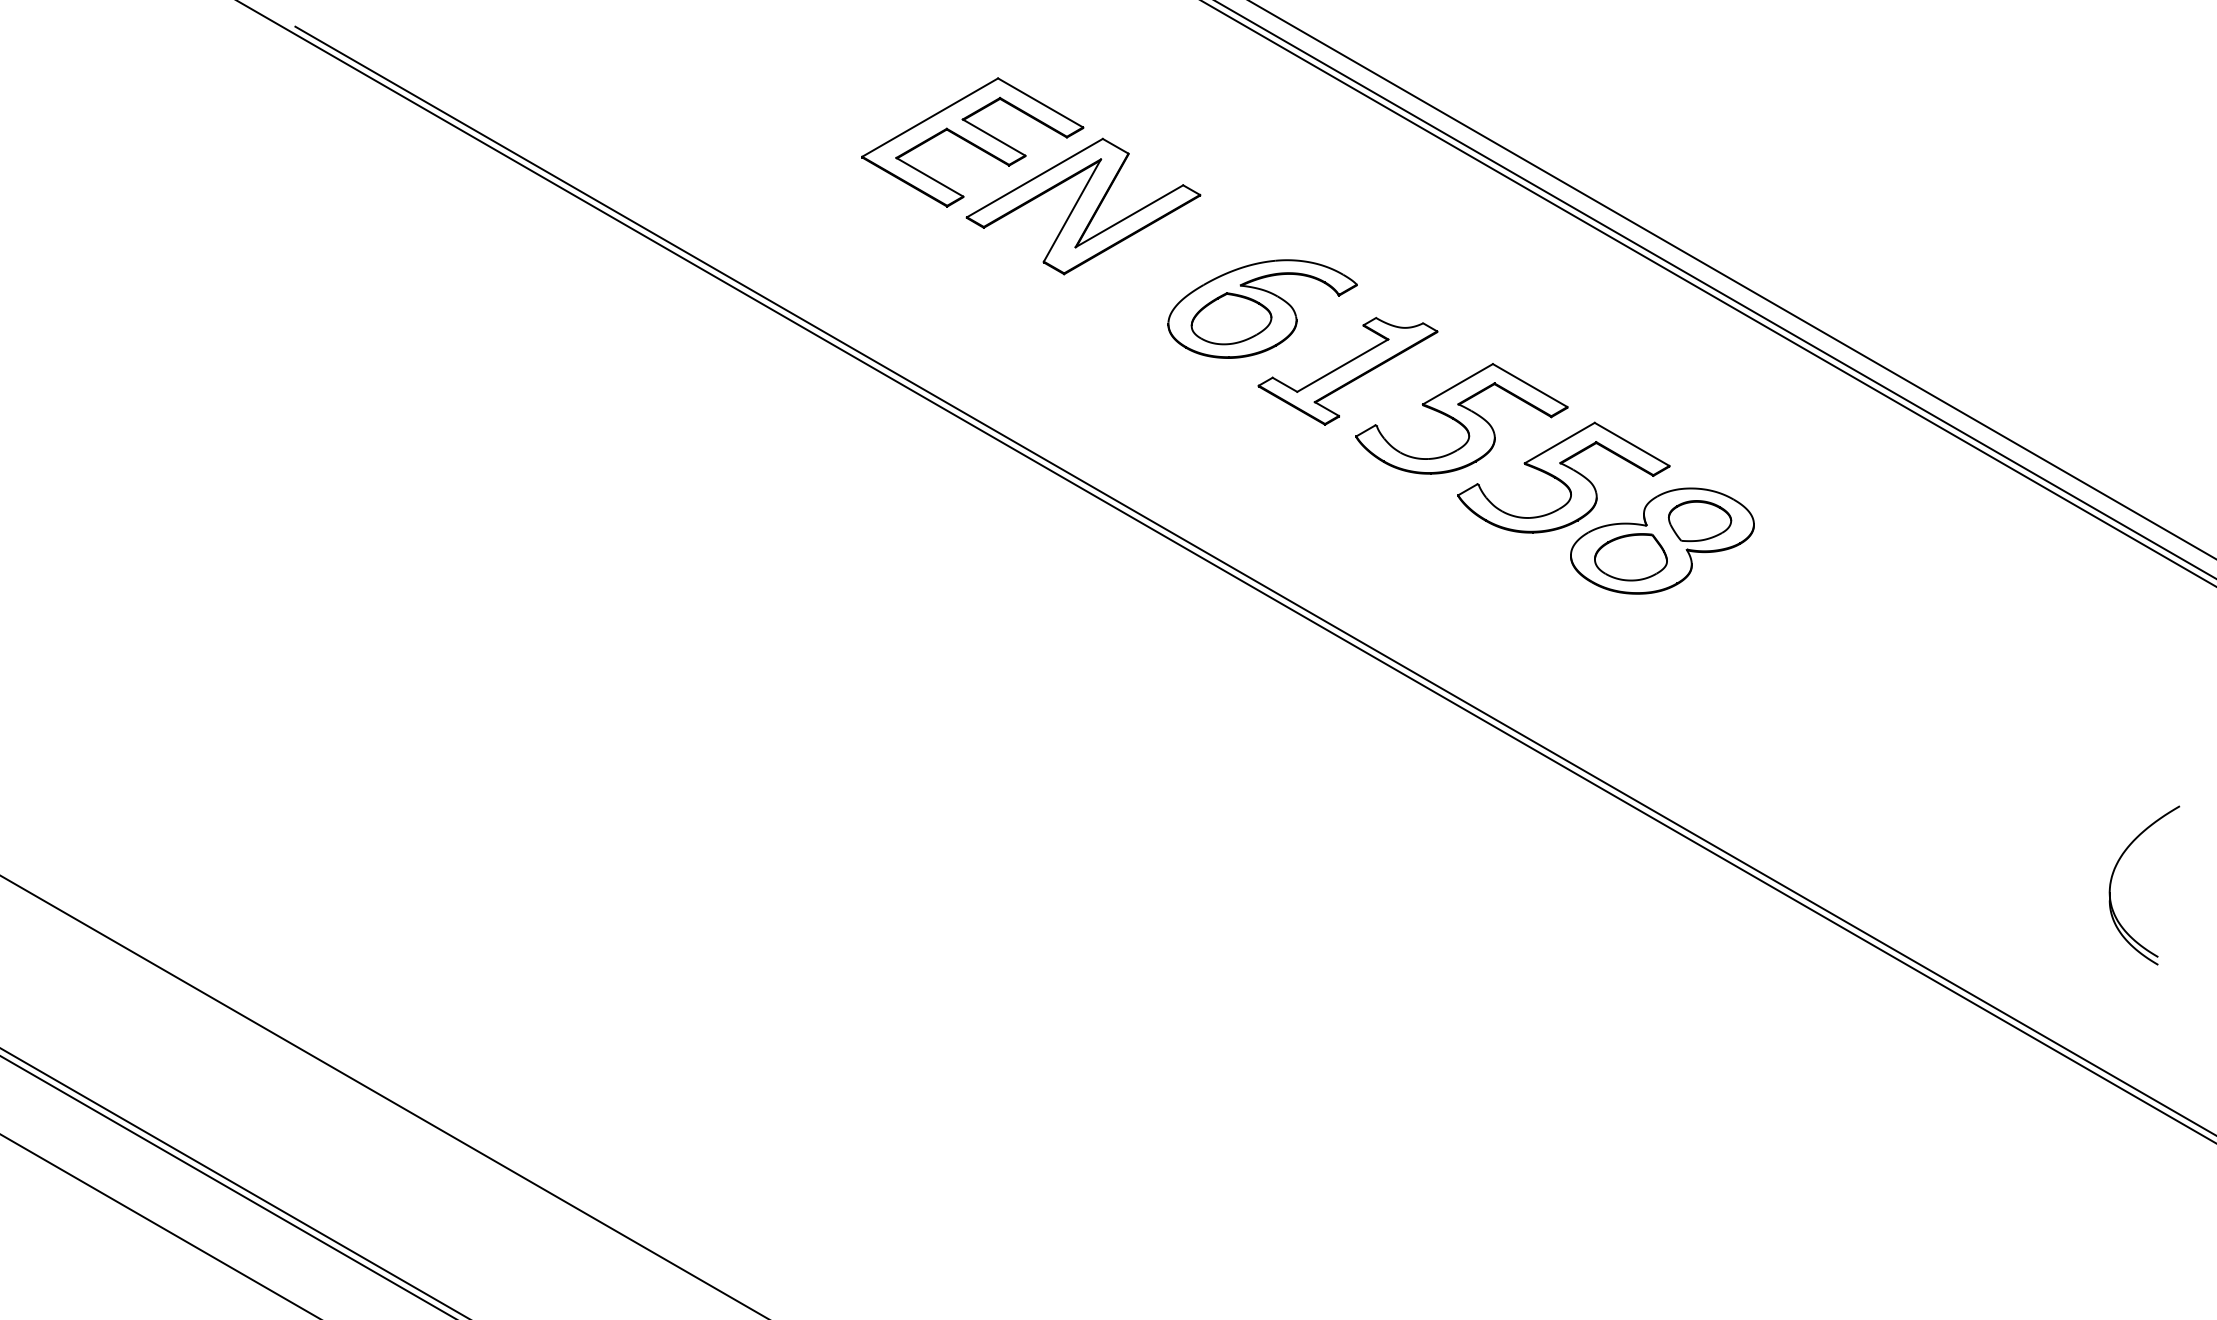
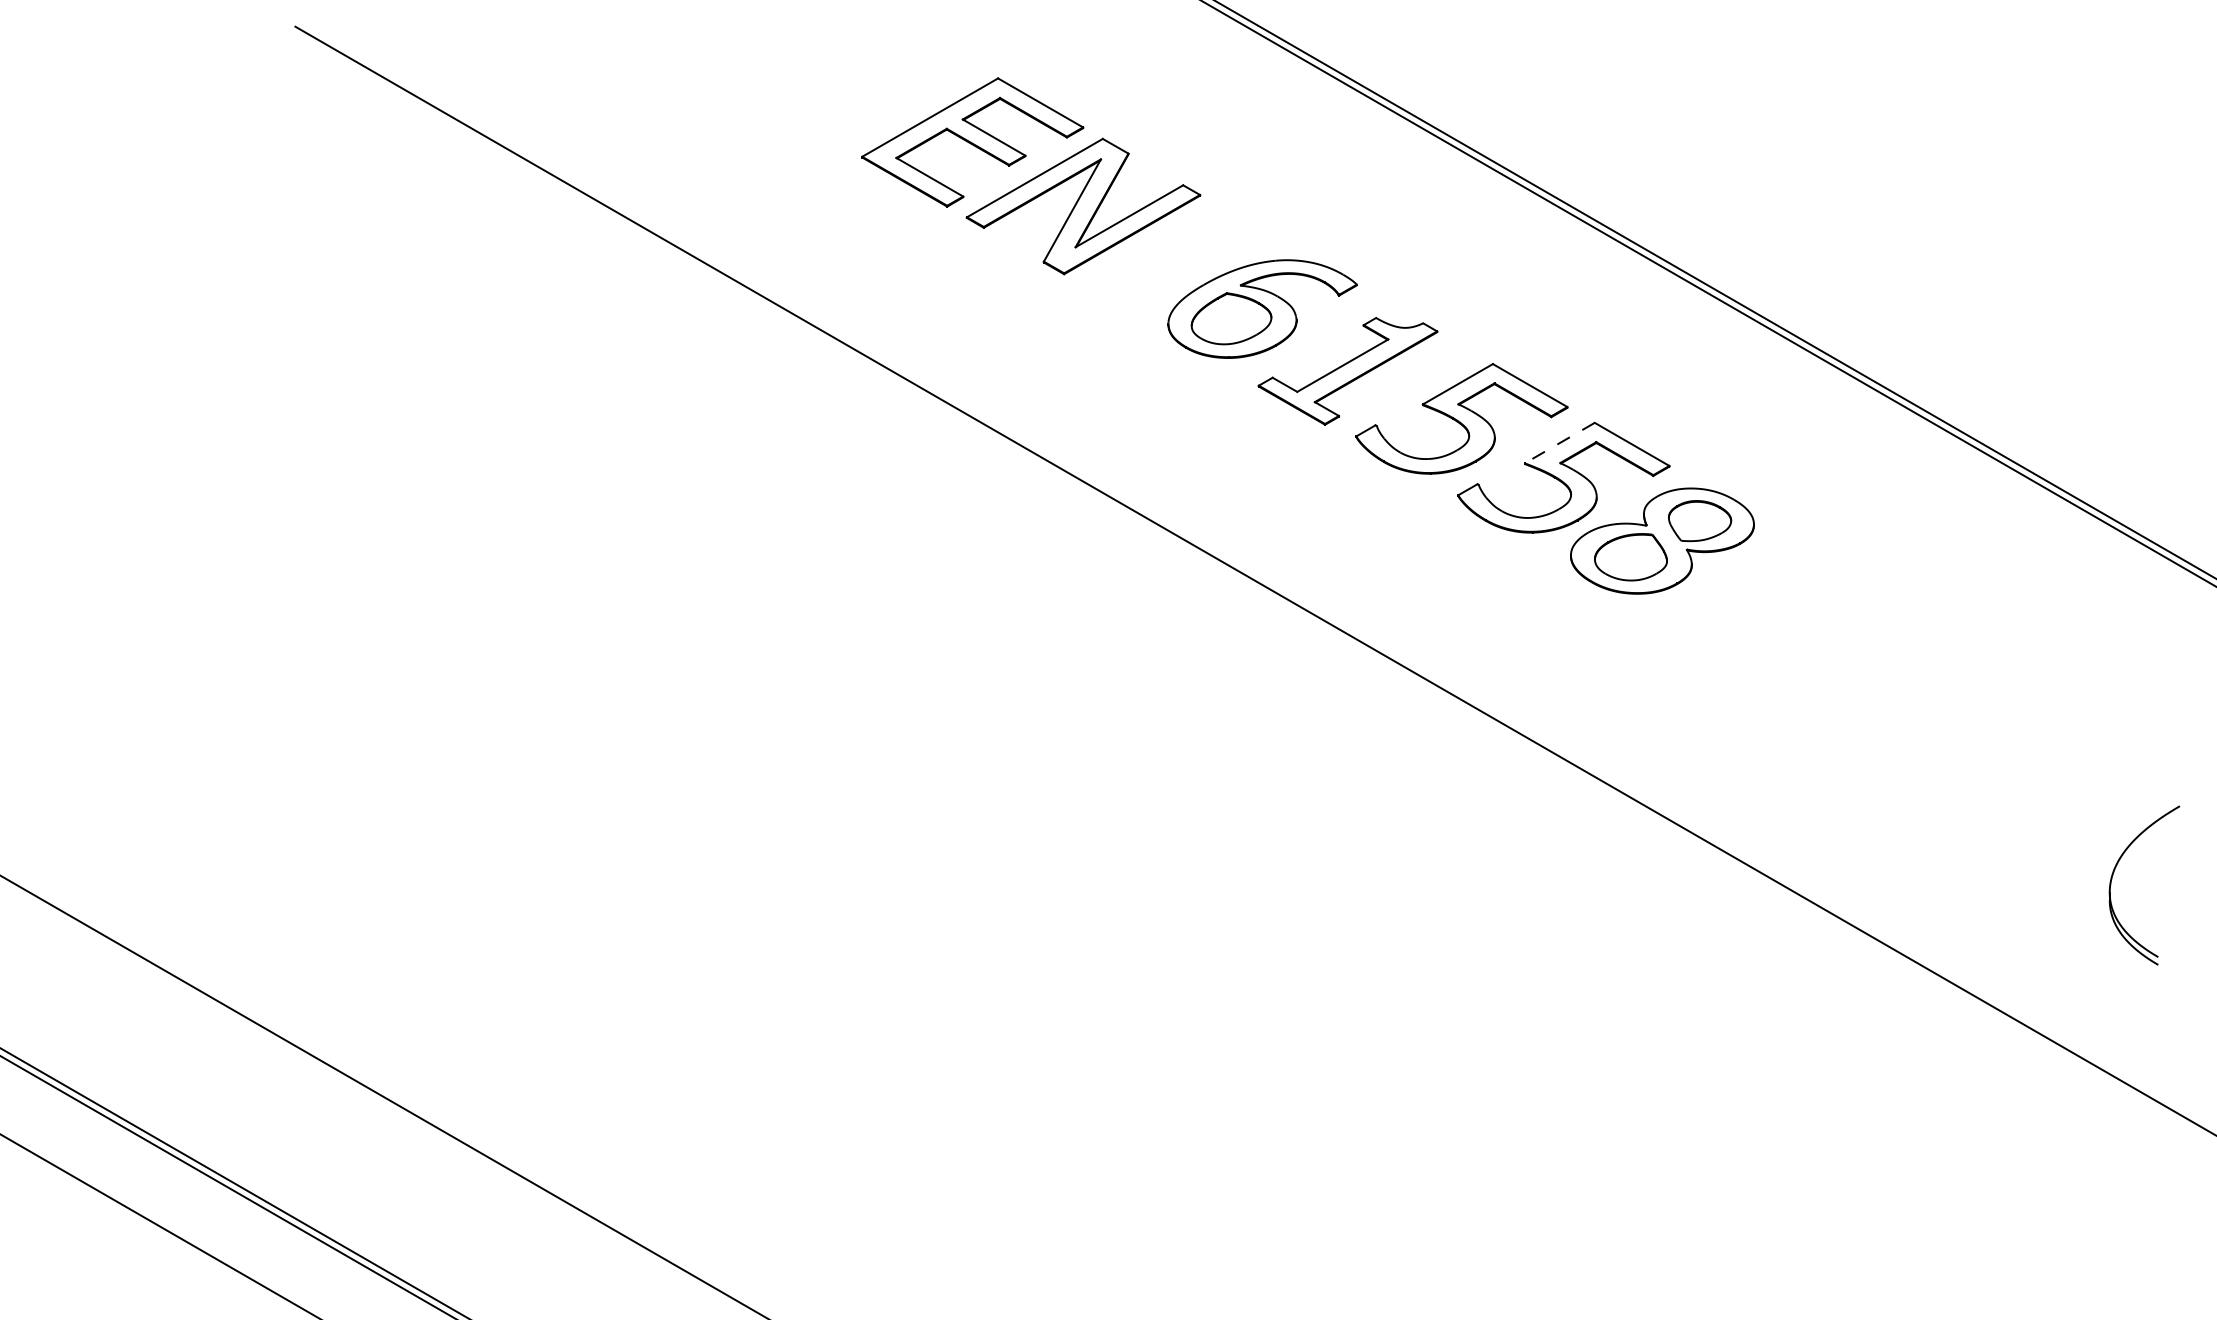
line: present -> none (1732, 279)
line: solid -> dashed (1559, 443)
line: present -> none (1226, 571)
